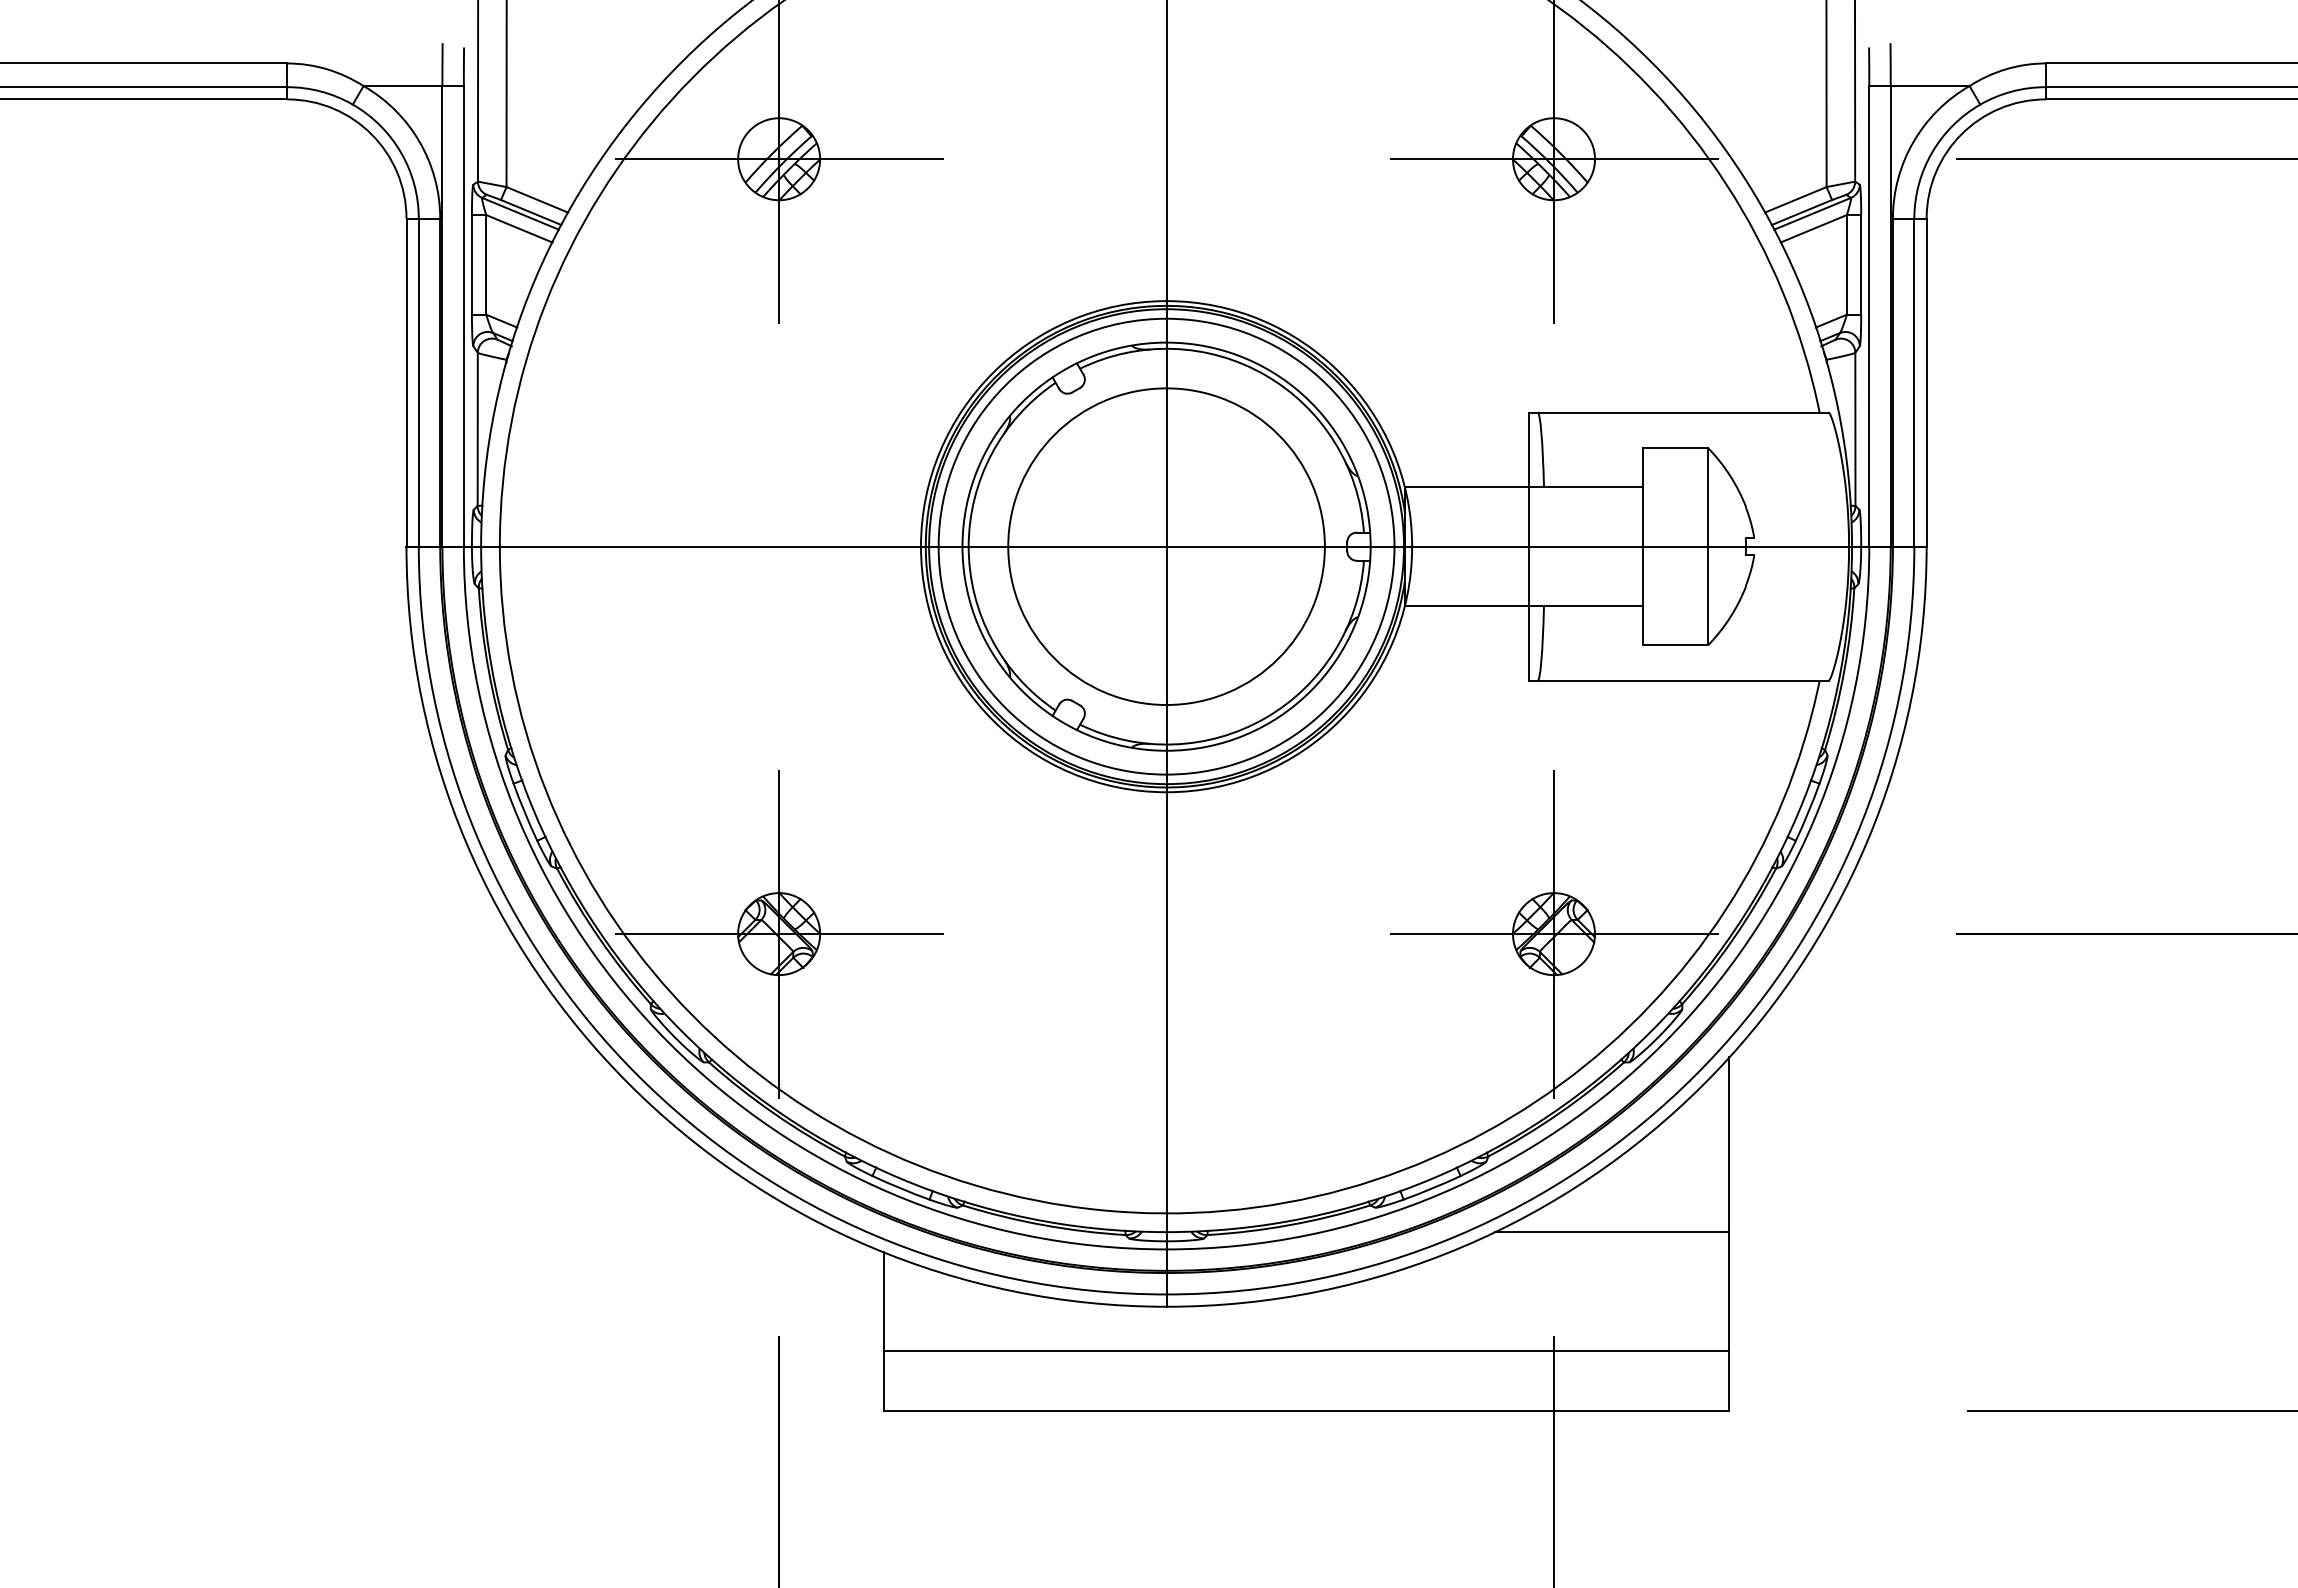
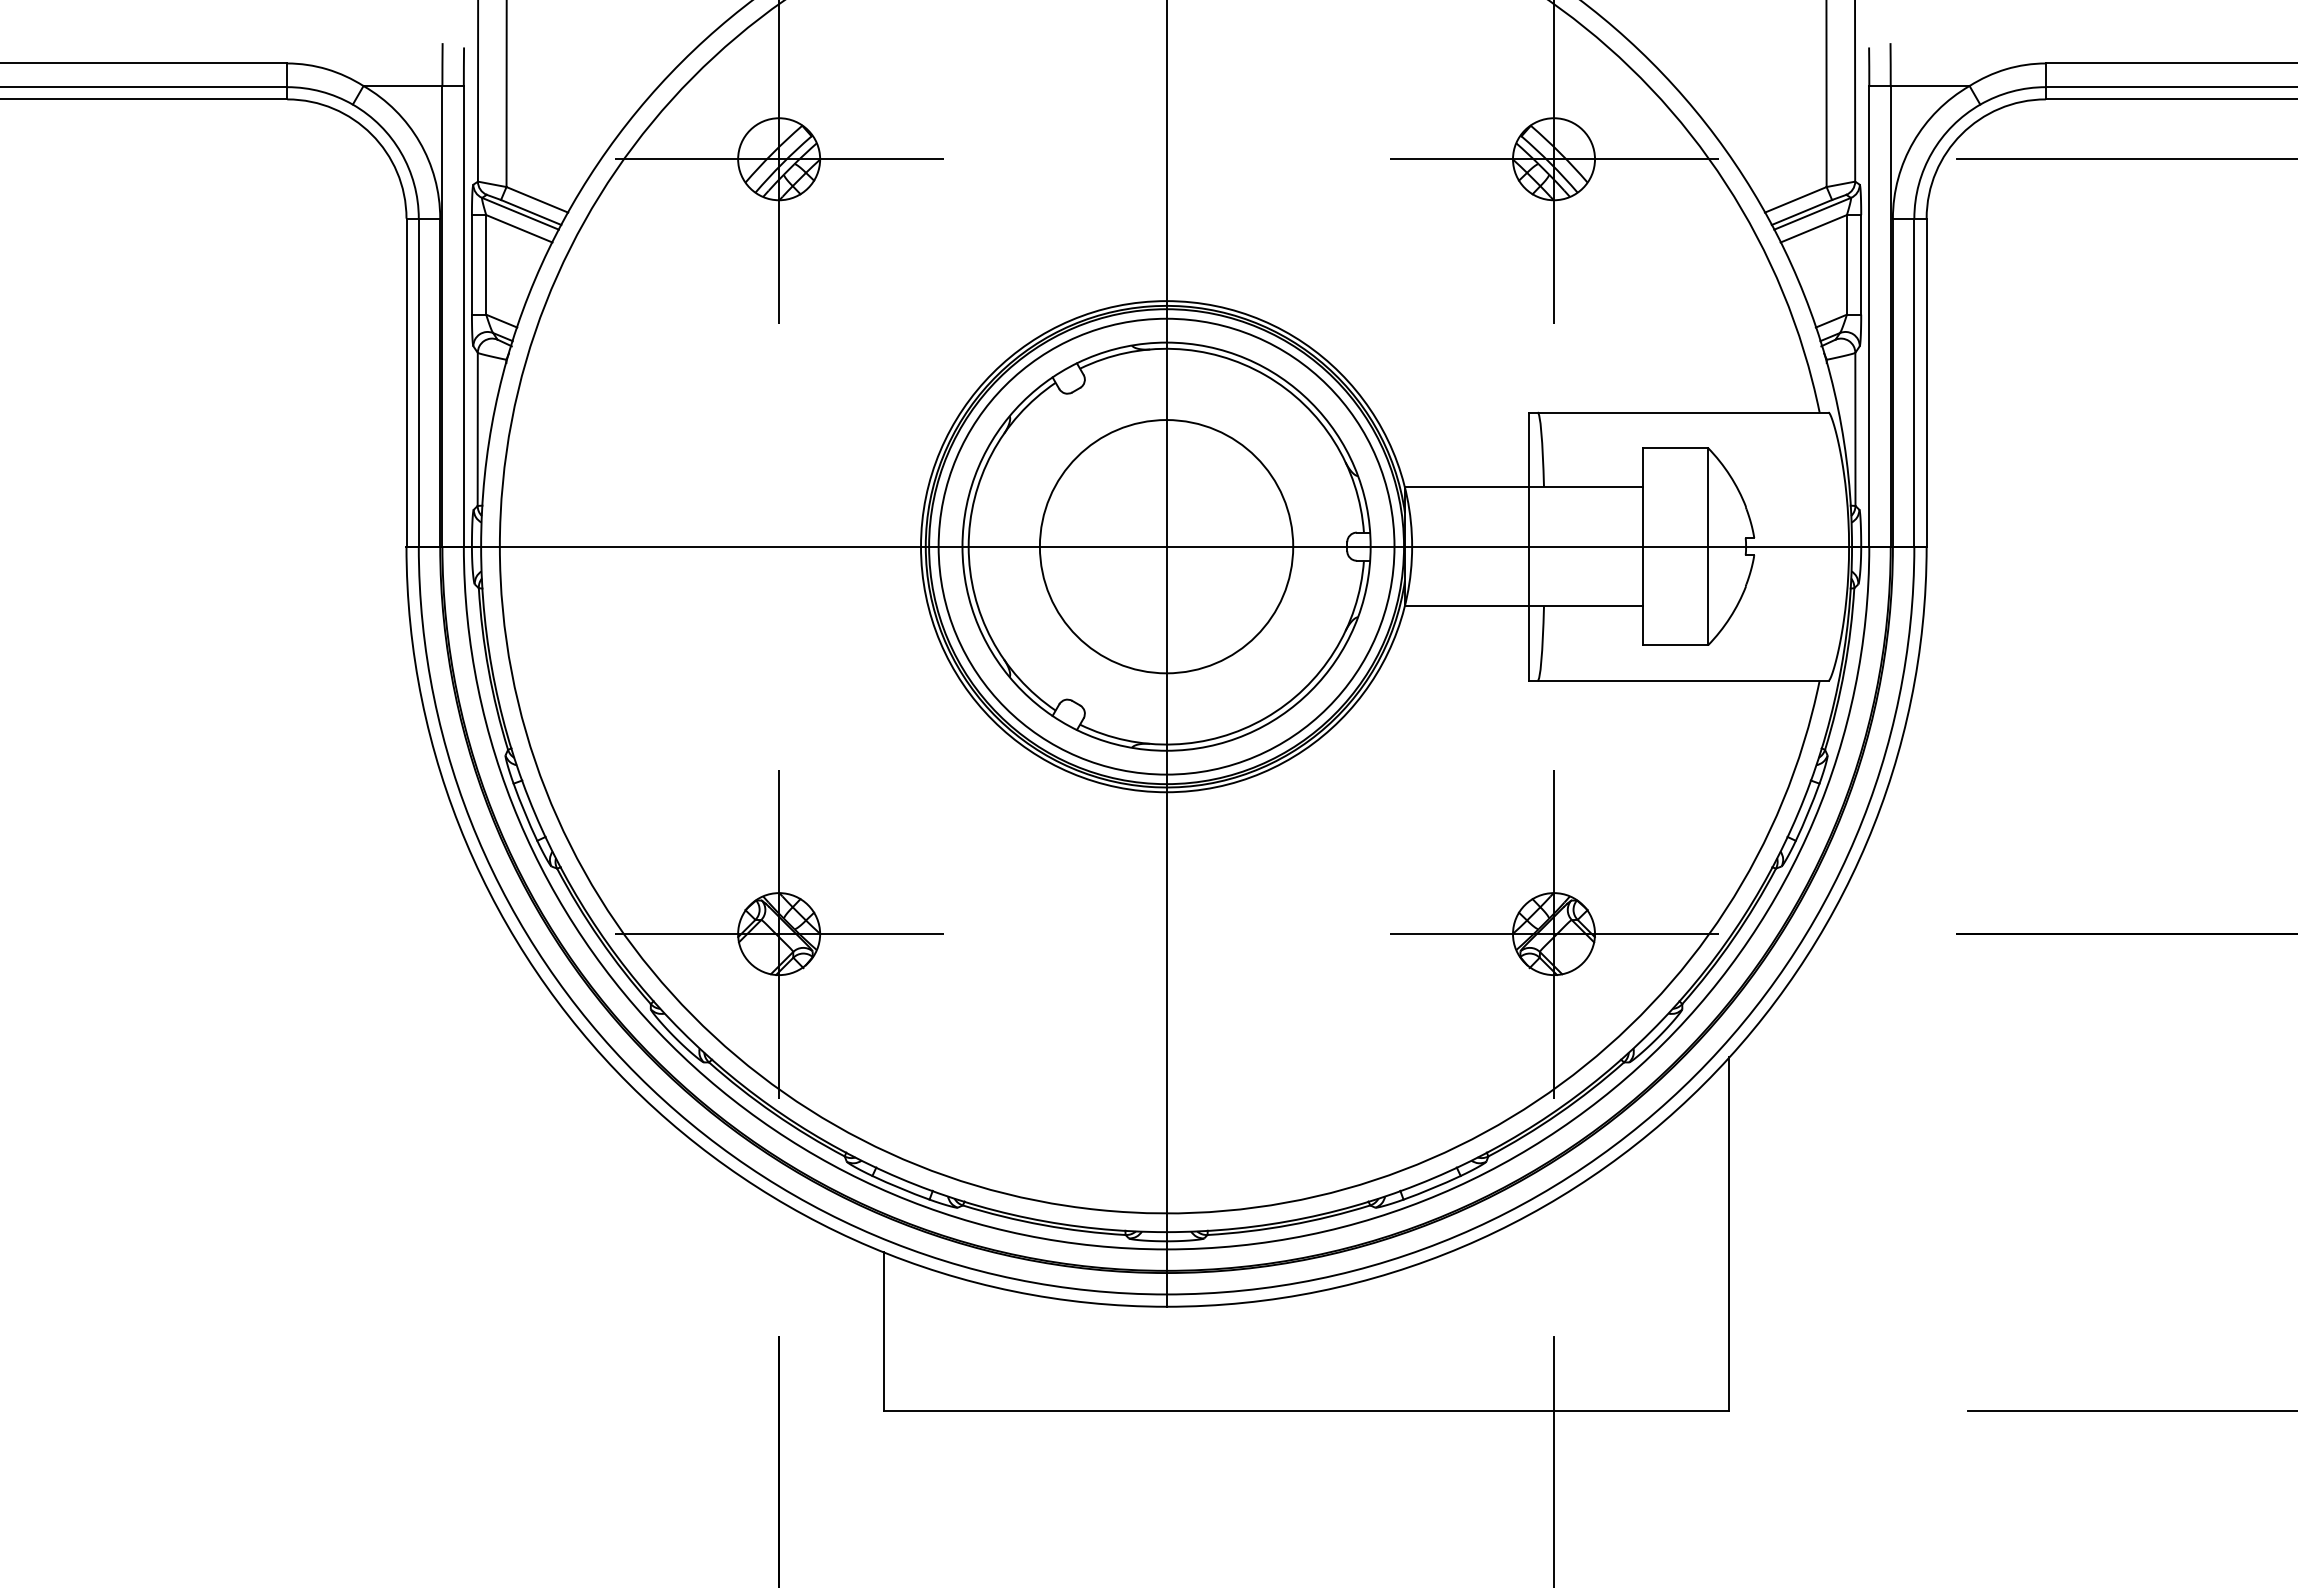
circle diameter: 317 px -> 253 px (1166, 546)
line: present -> none (1611, 1231)
line: present -> none (1306, 1351)
